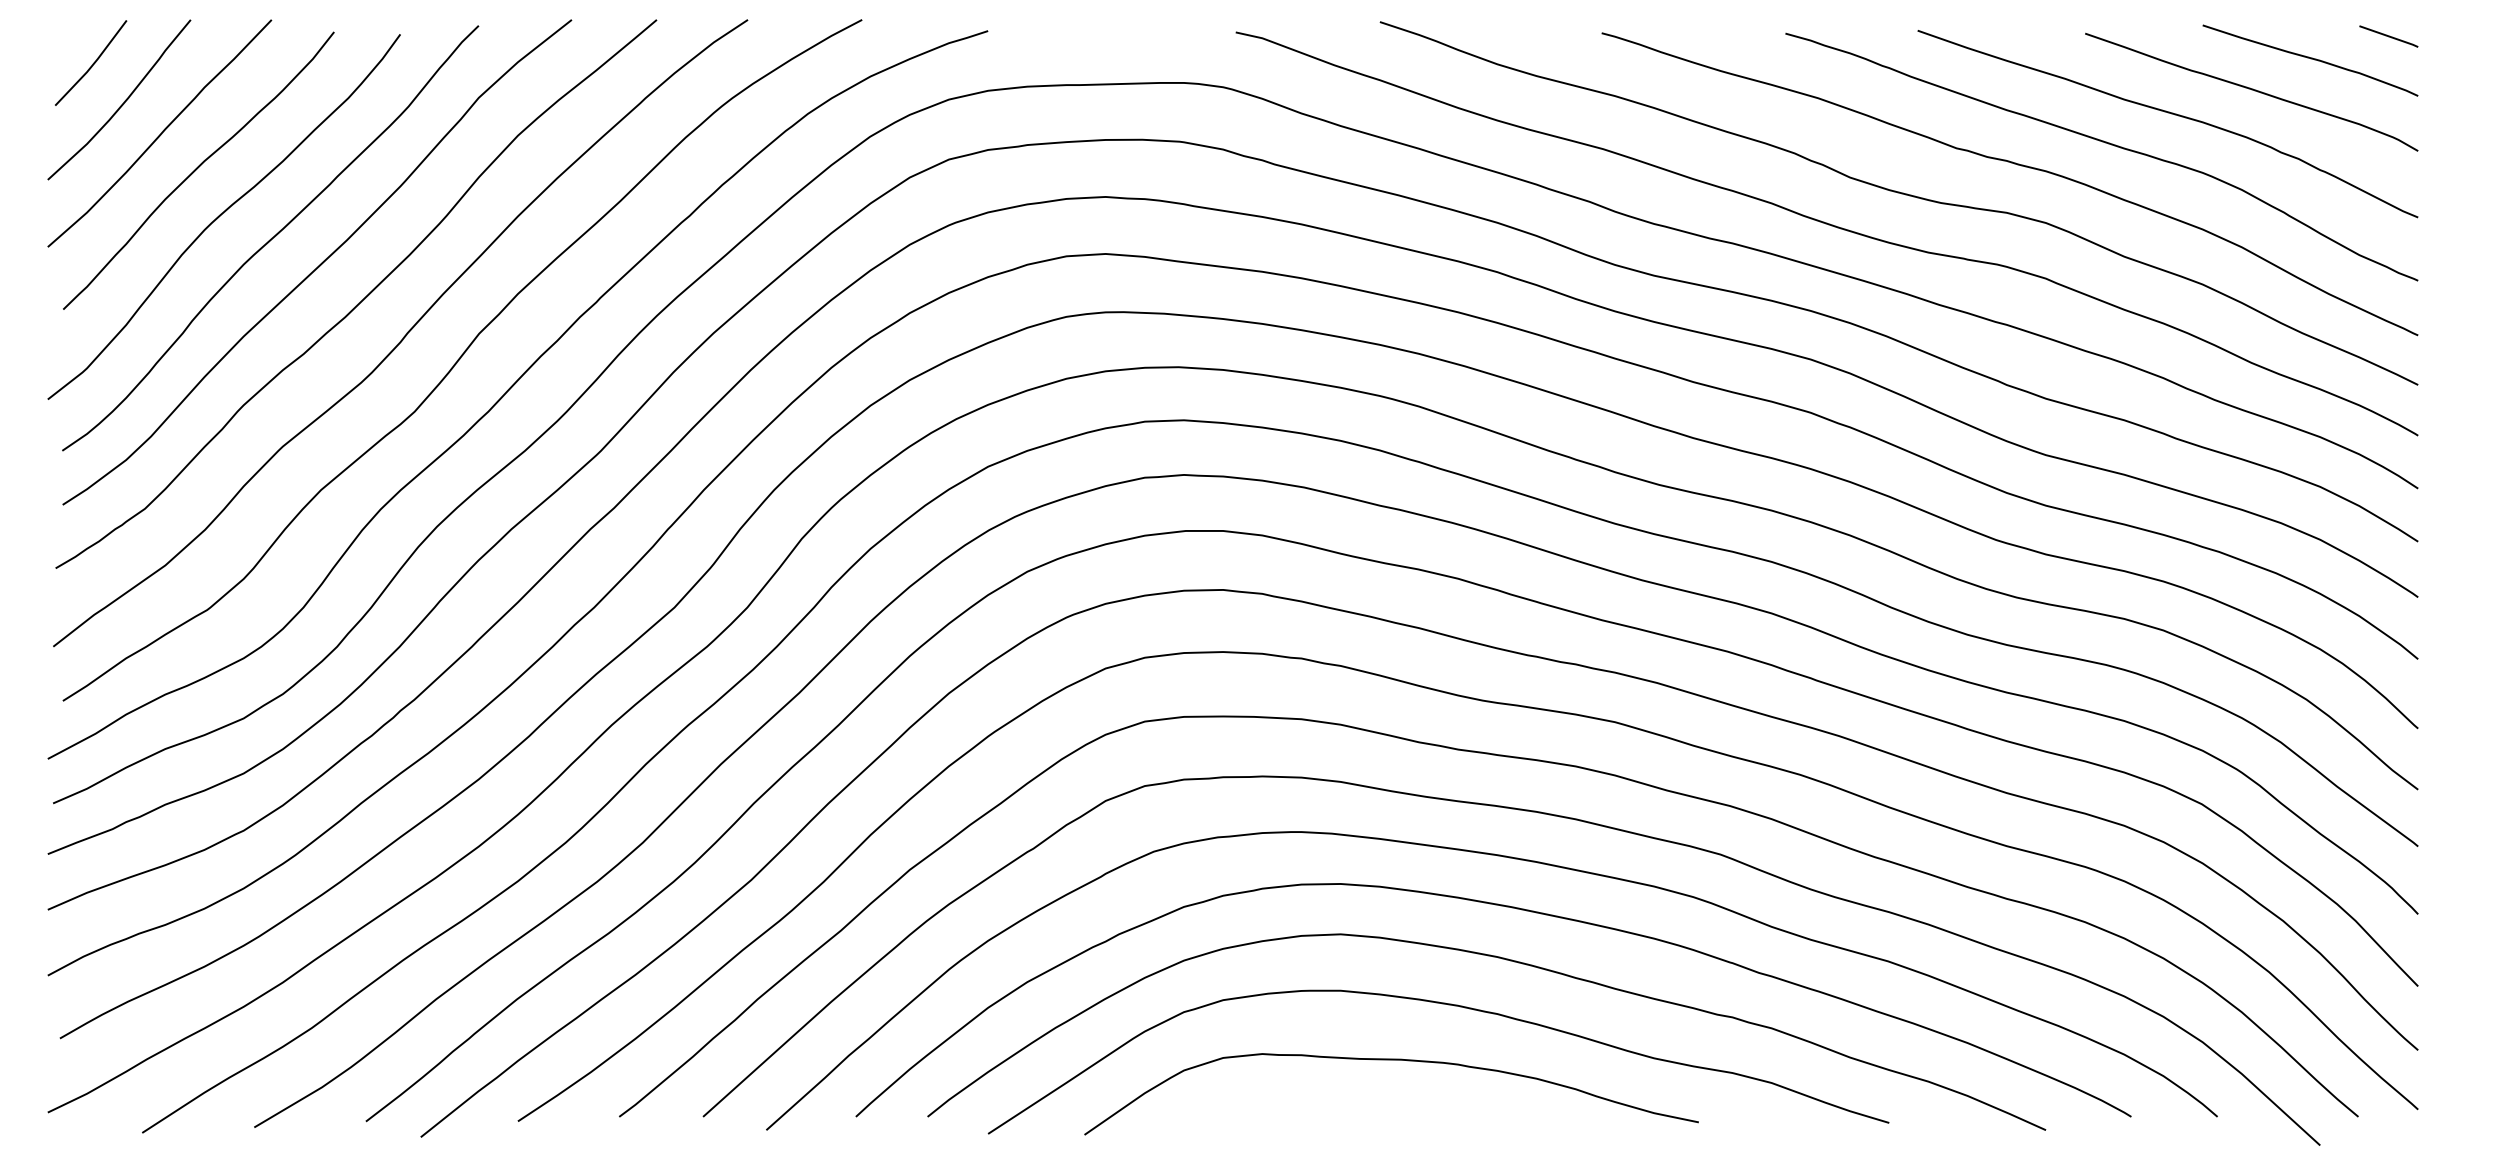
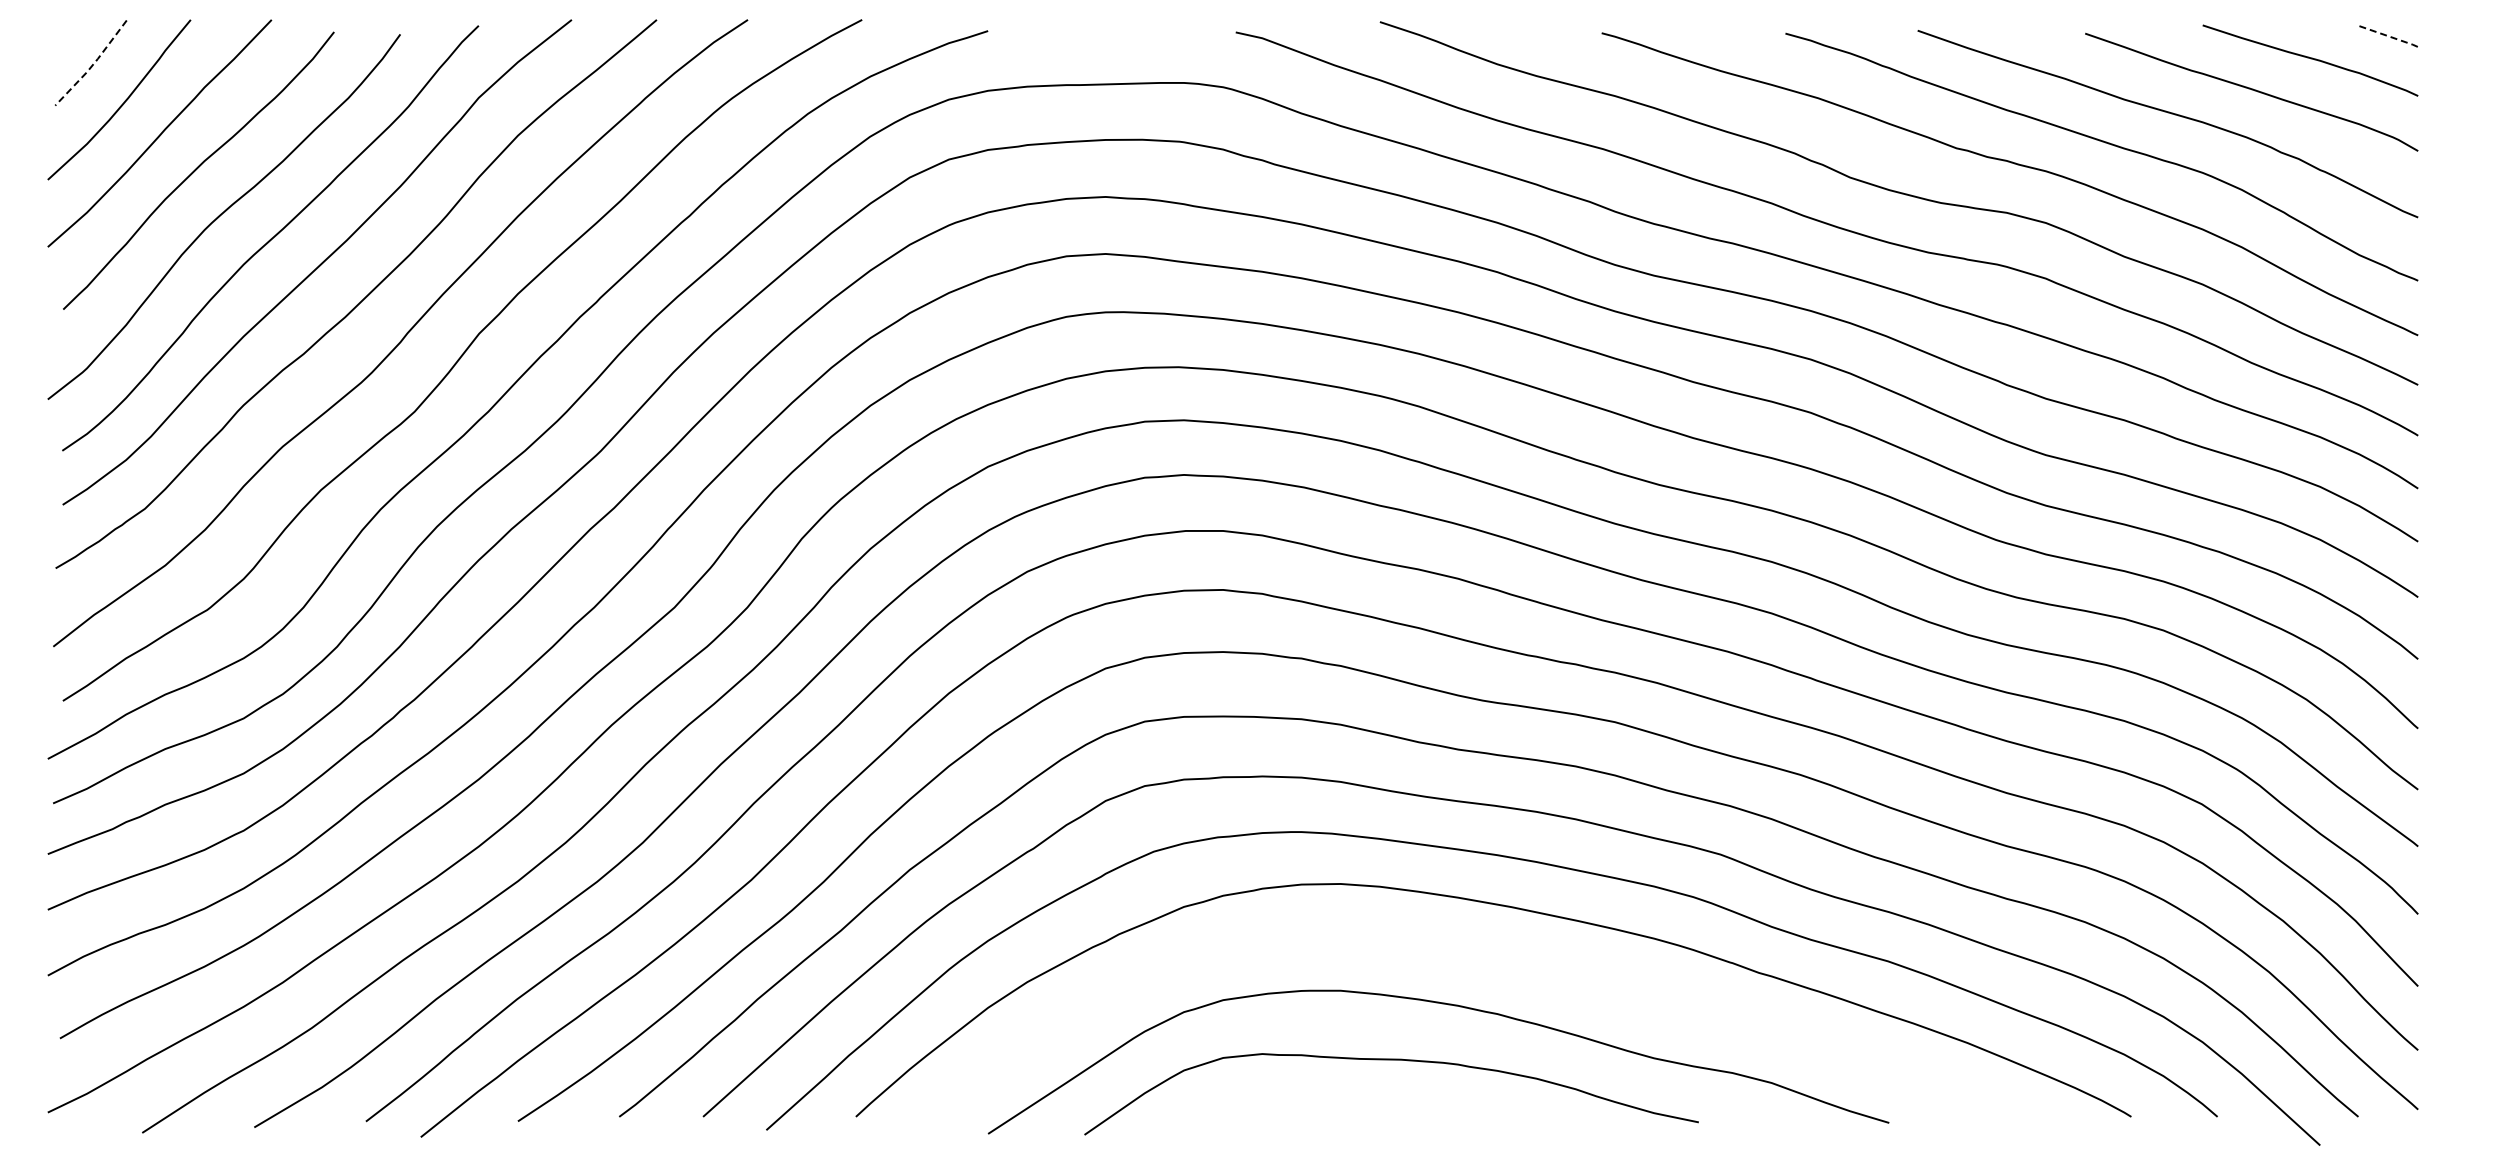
line: solid -> dashed (2389, 36)
line: solid -> dashed (92, 65)
curve: present -> none (1502, 959)
